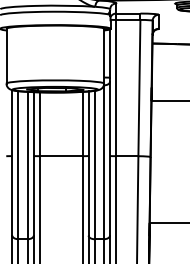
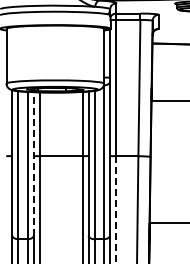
line: solid -> dashed (33, 163)
line: solid -> dashed (116, 210)
